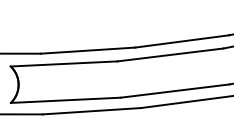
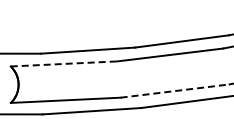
line: solid -> dashed (64, 63)
line: solid -> dashed (175, 91)
